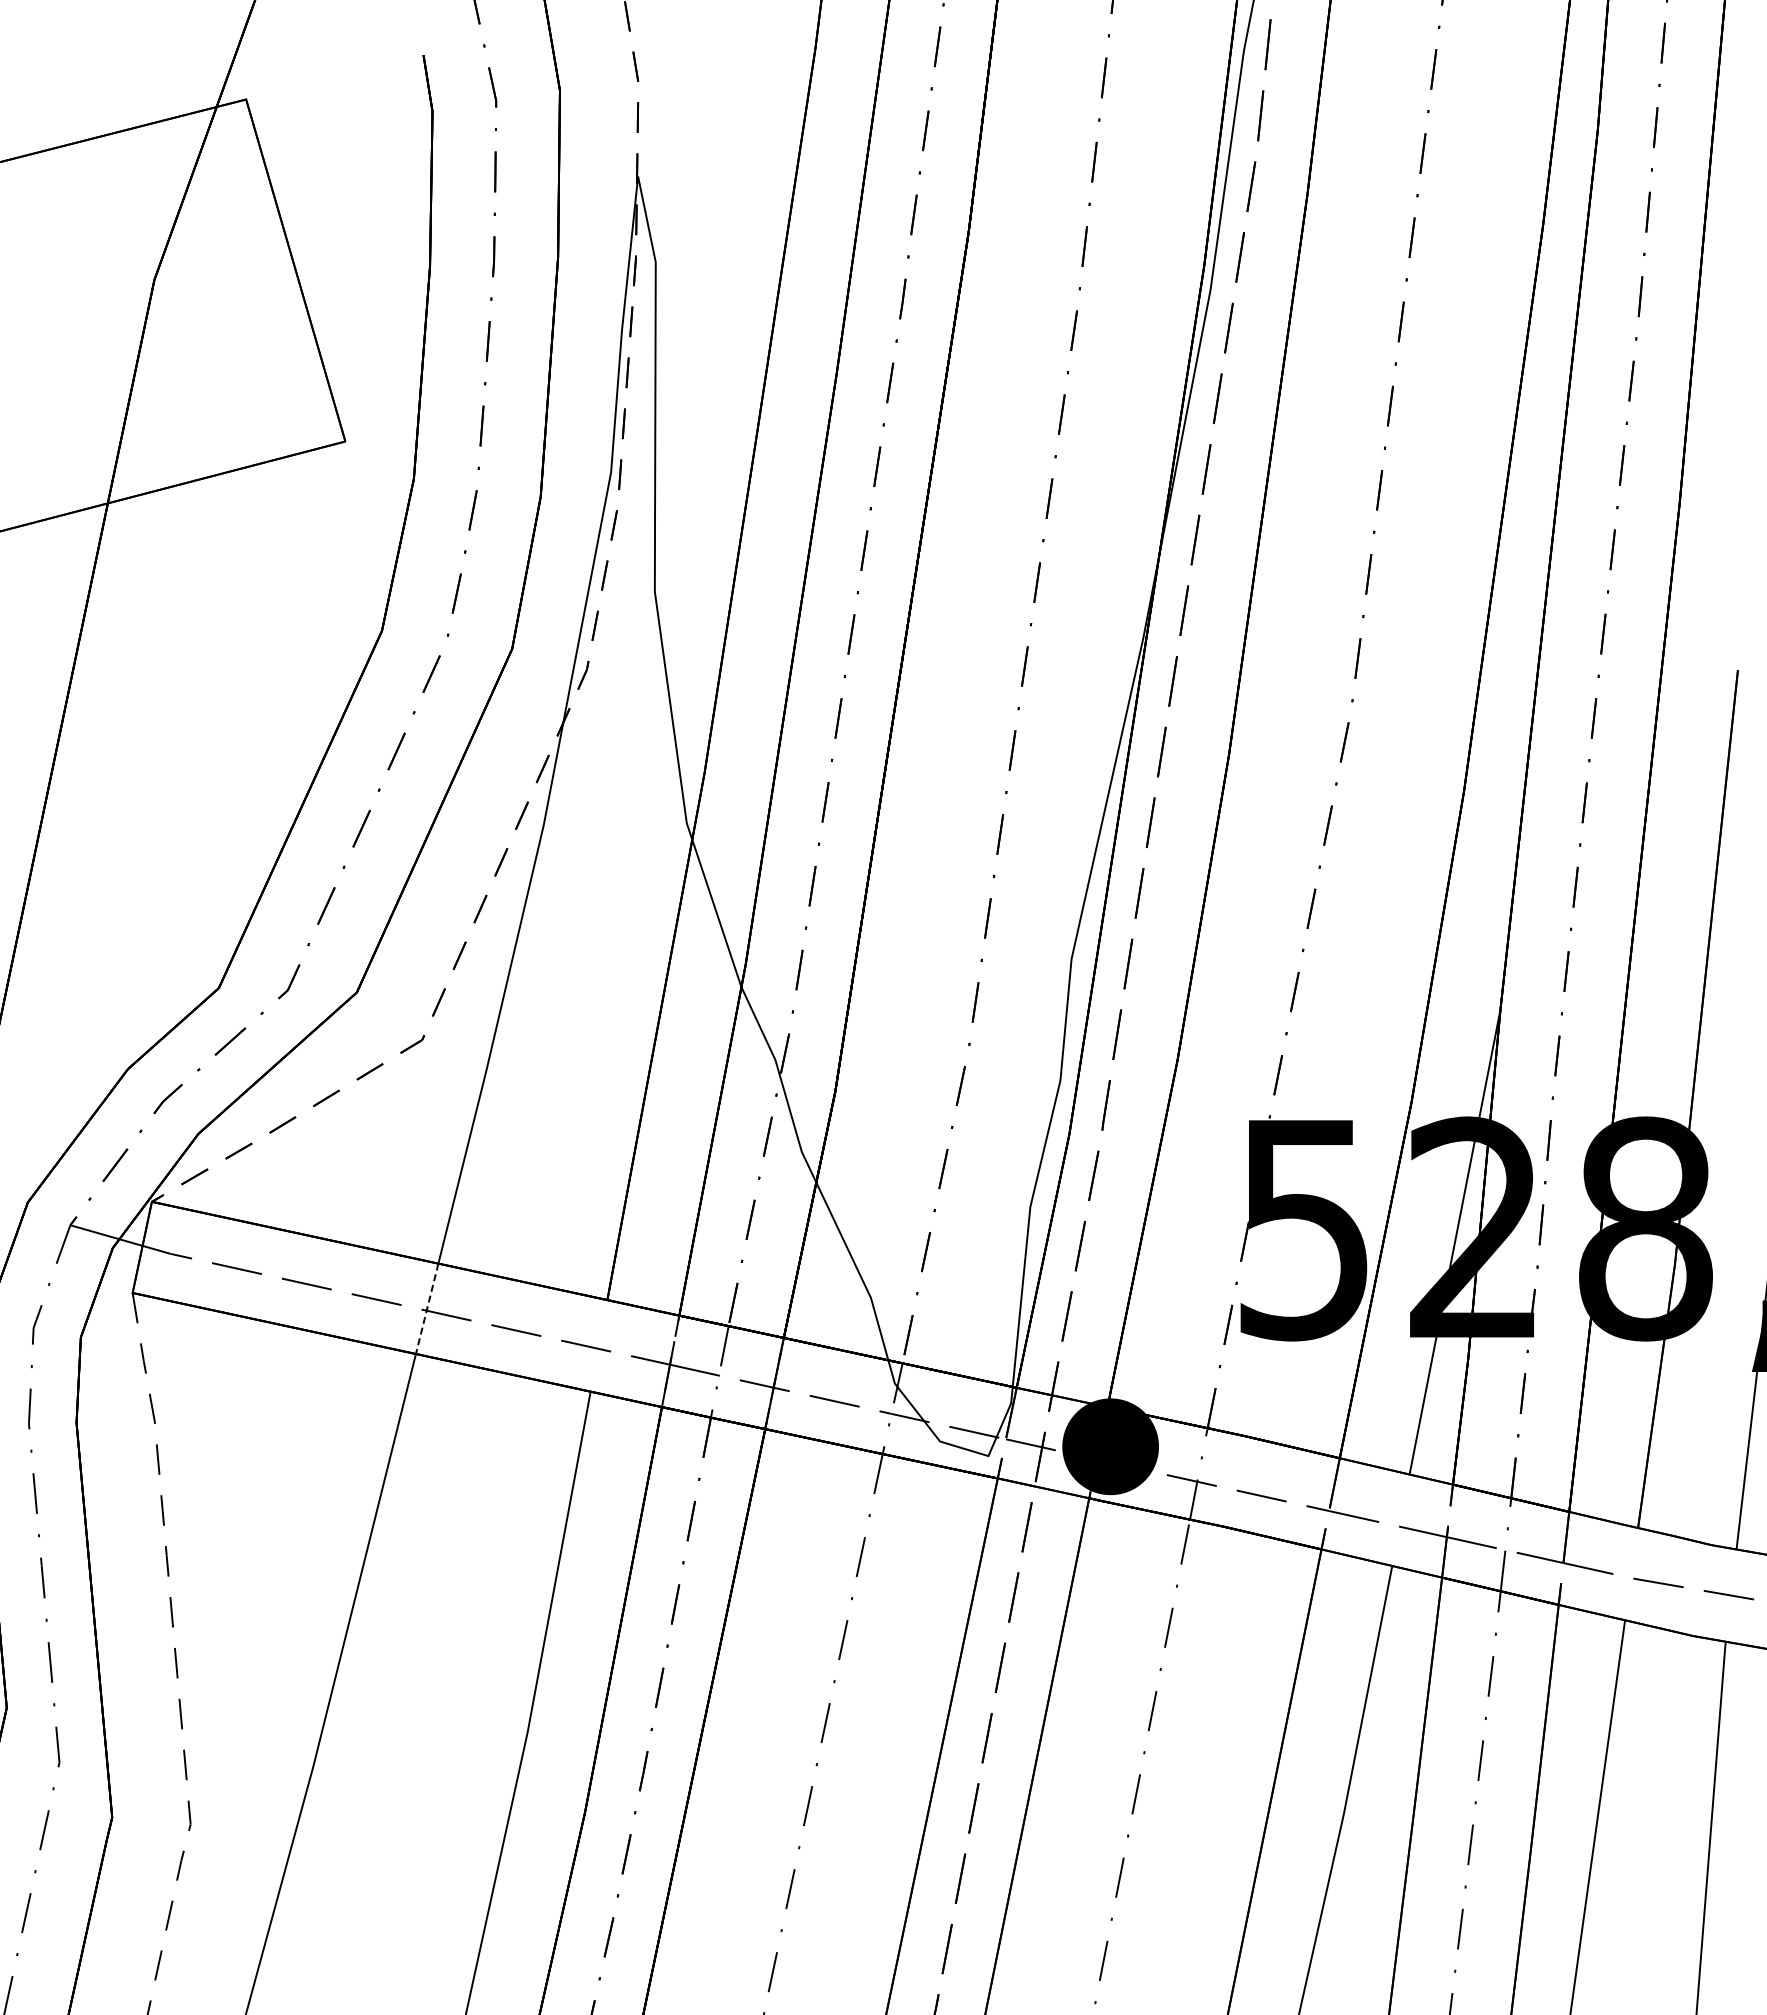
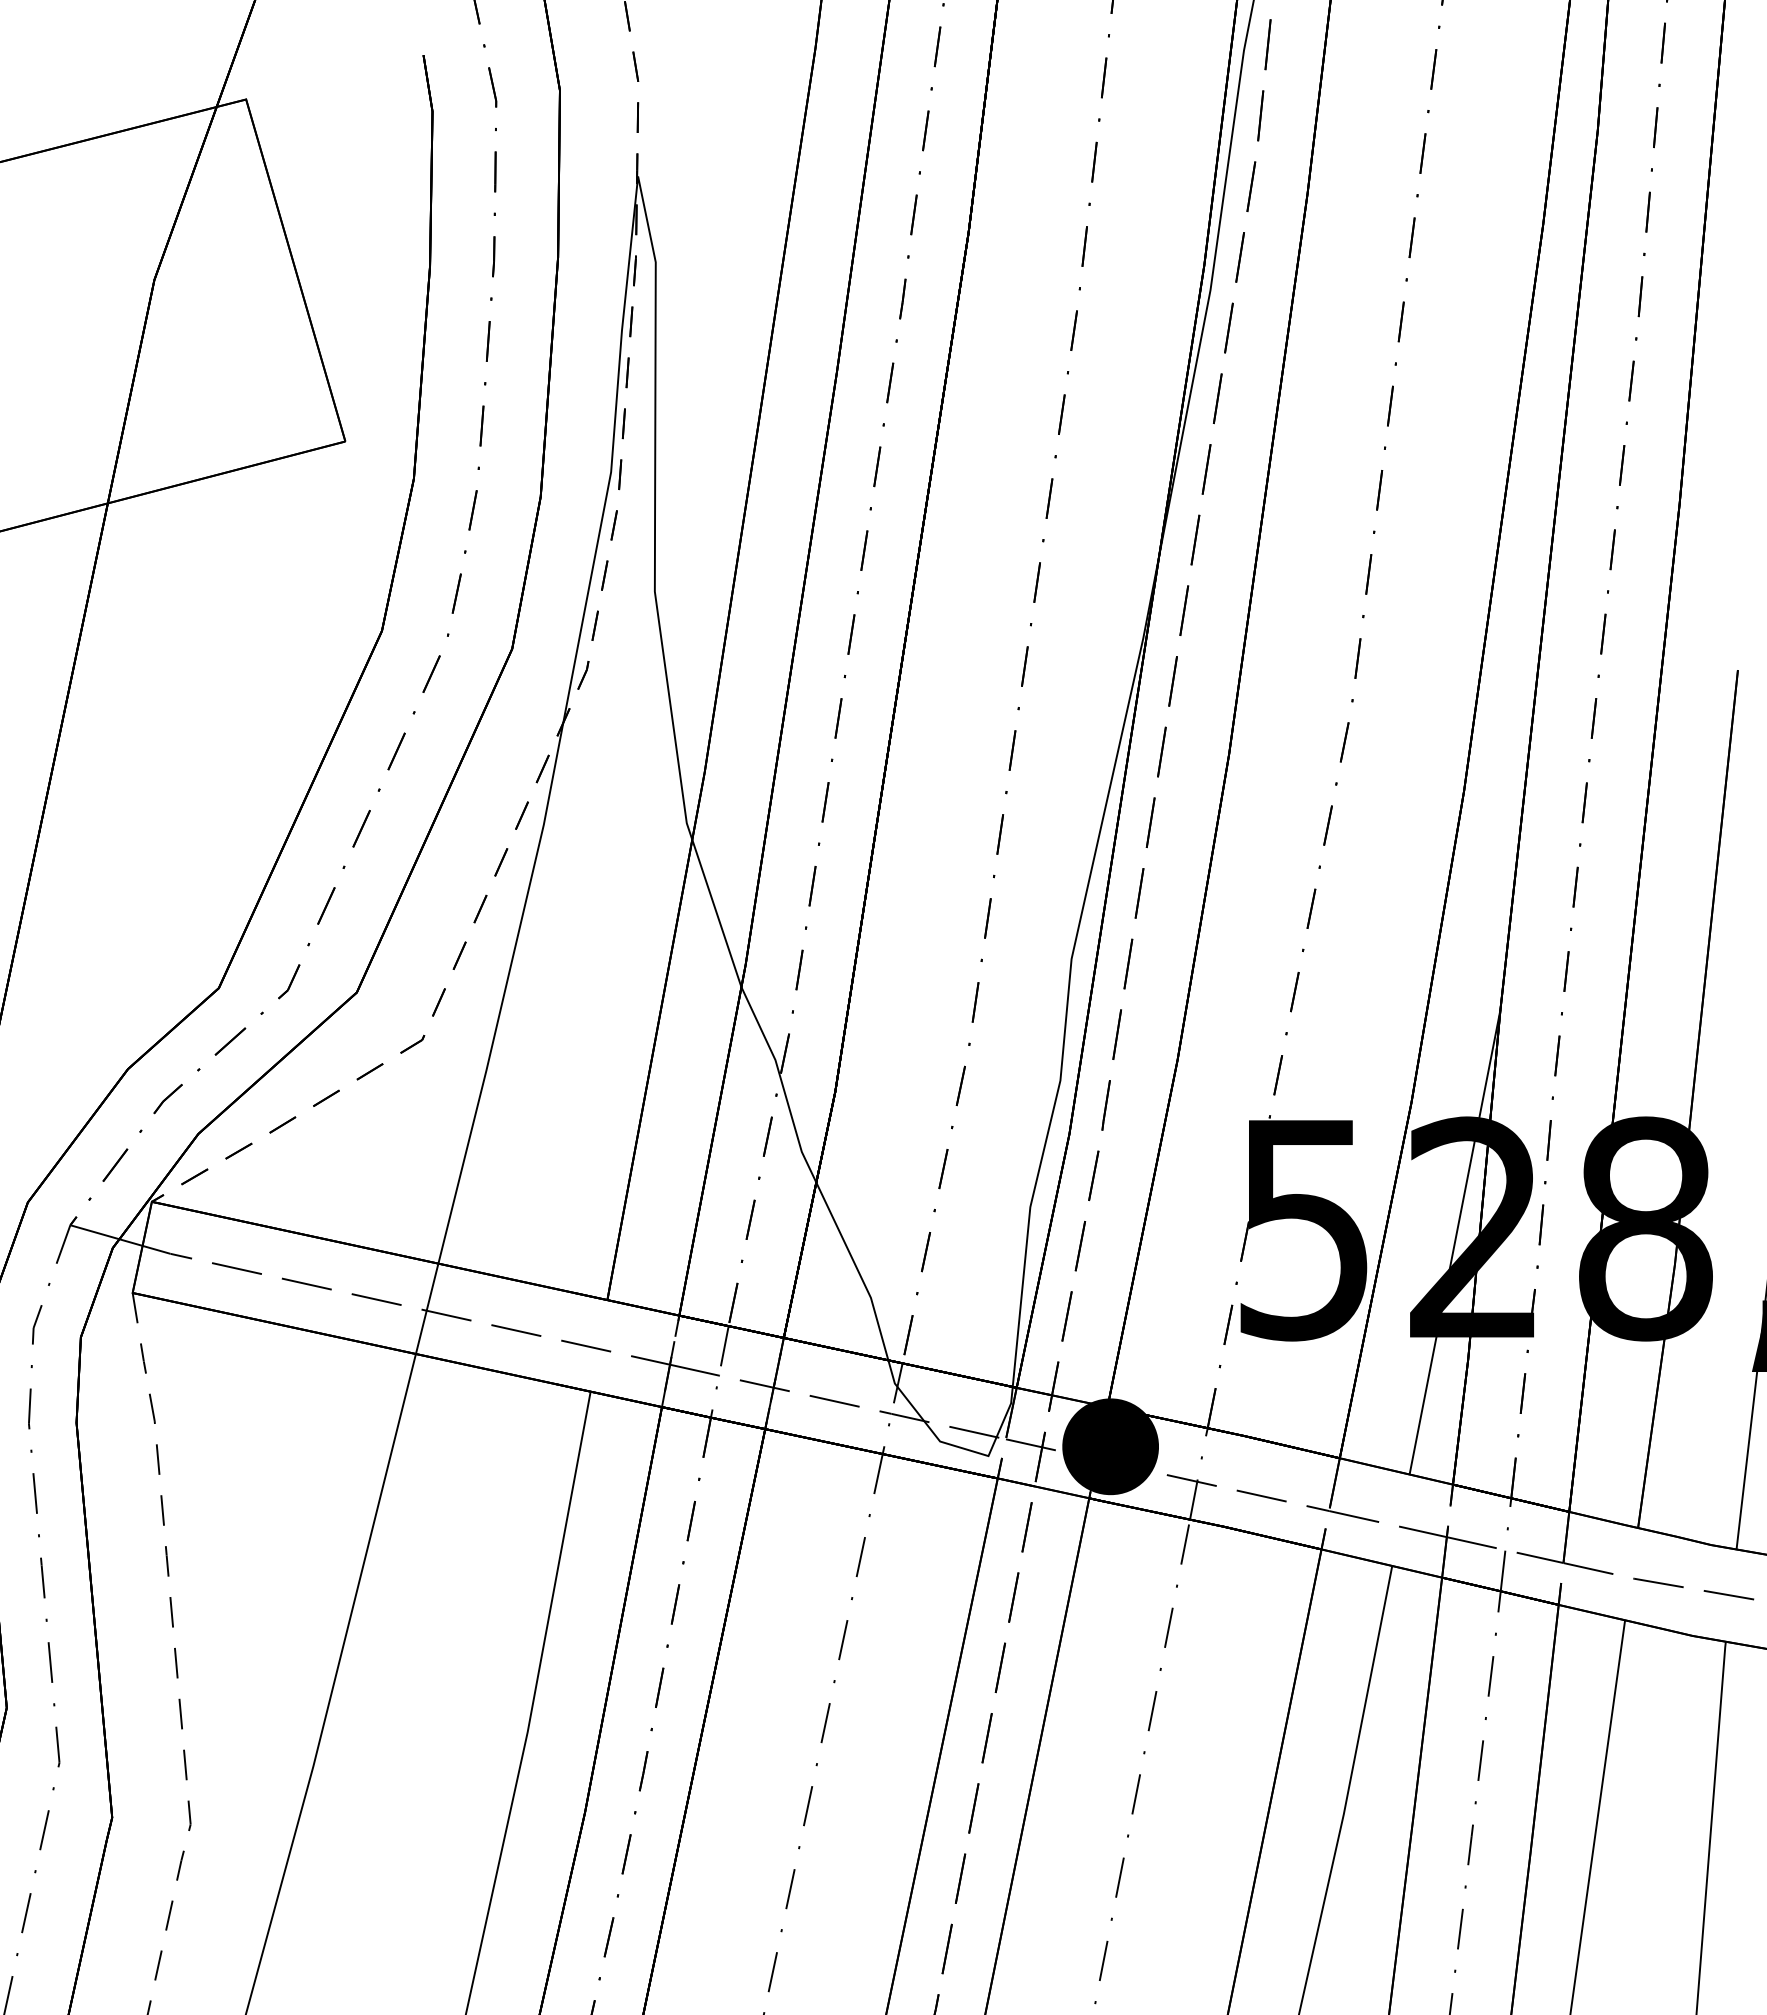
line: dashed -> solid (427, 1308)
